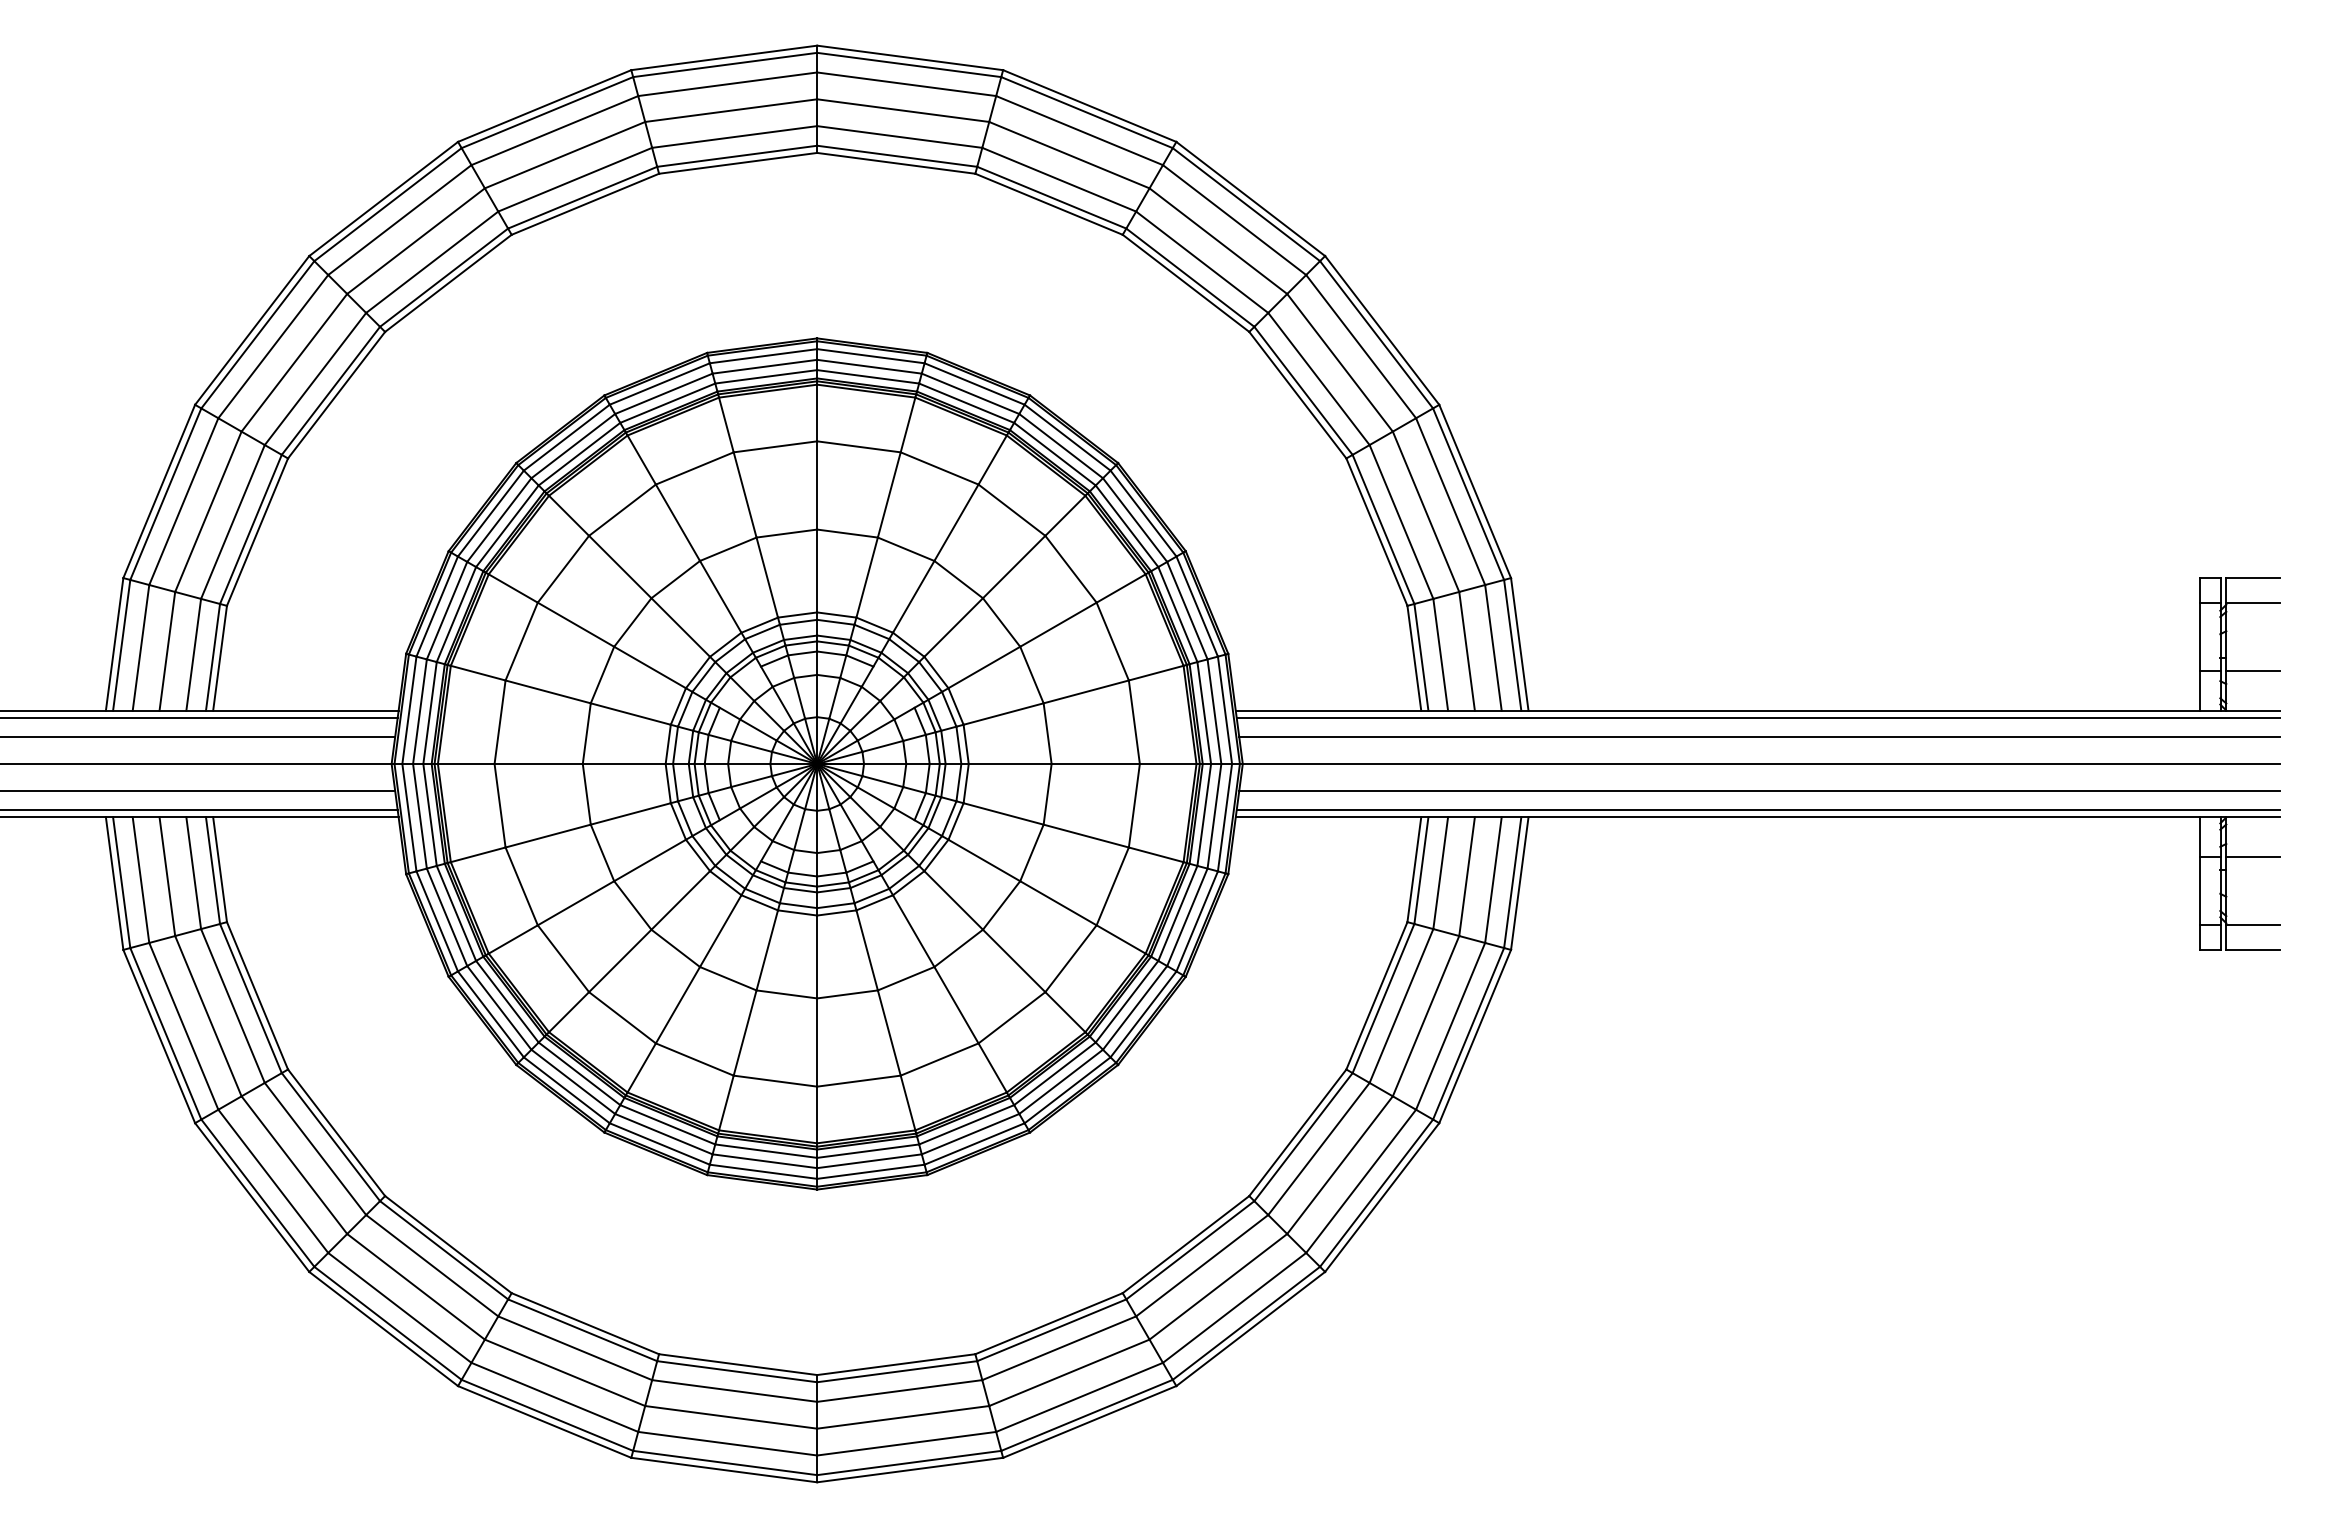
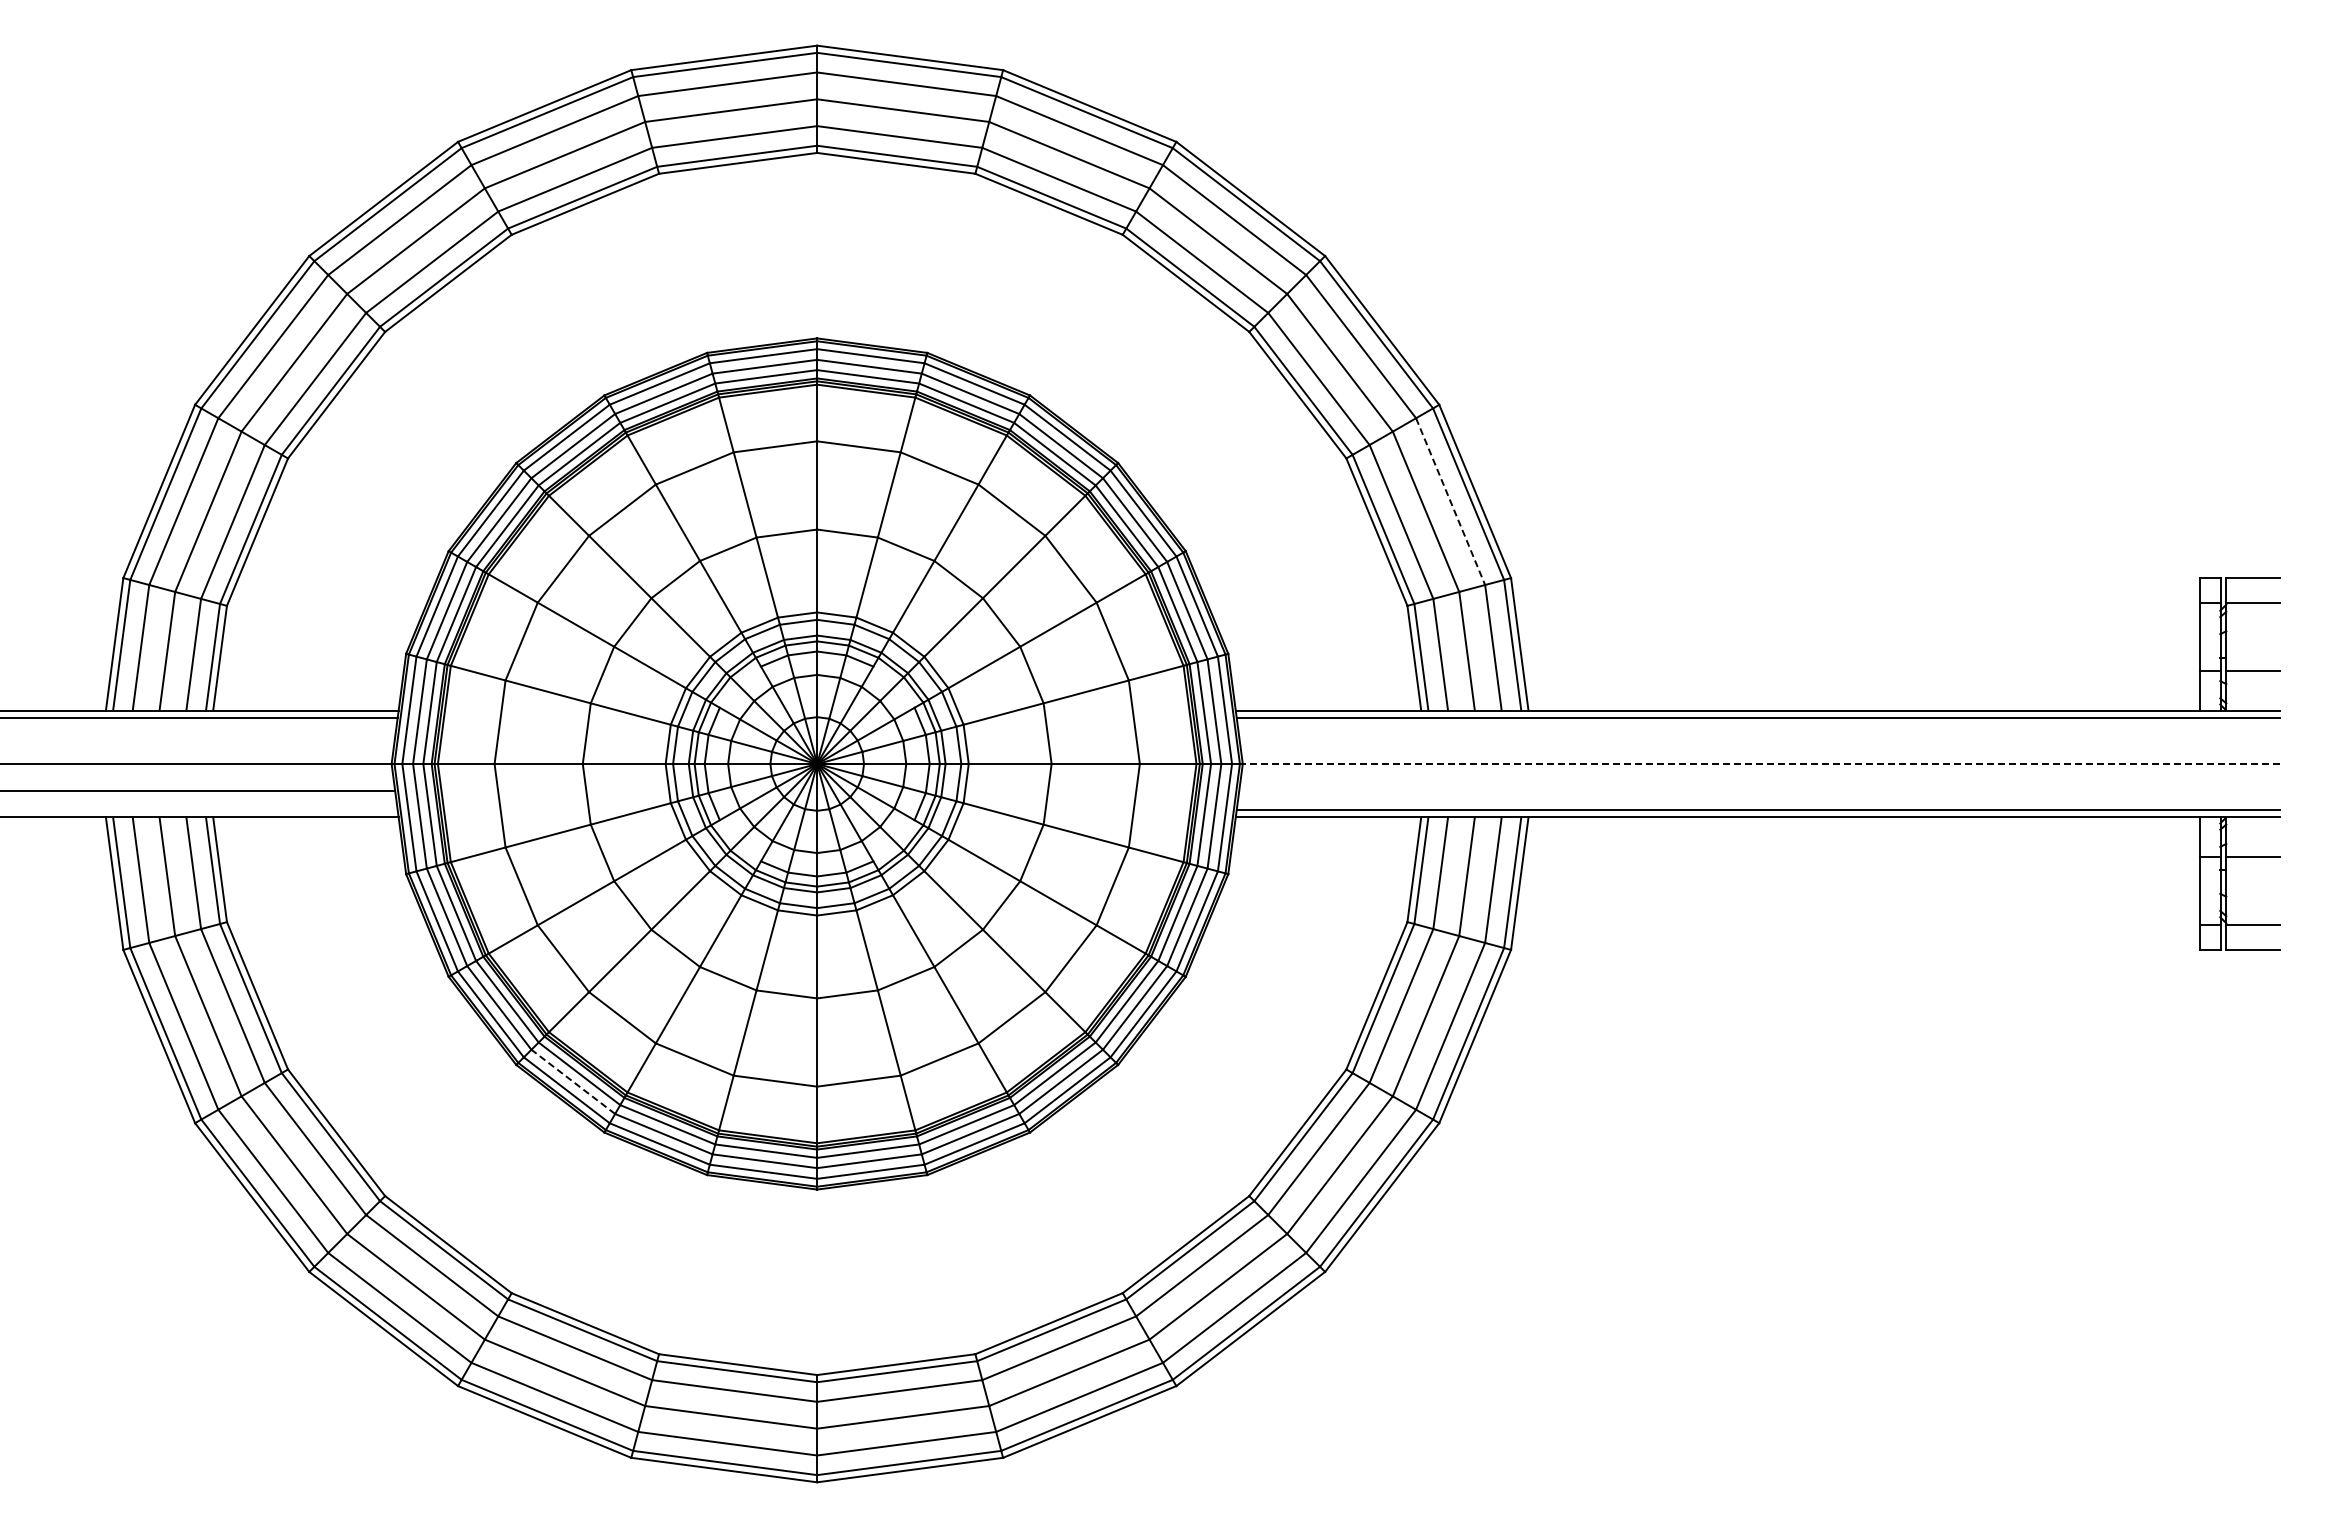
line: solid -> dashed (1450, 502)
line: present -> none (198, 737)
line: present -> none (1759, 737)
line: solid -> dashed (1760, 764)
line: present -> none (1759, 790)
line: present -> none (199, 810)
line: solid -> dashed (573, 1081)
